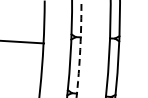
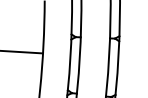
line position: (23, 41) -> (22, 51) (22, 51)
arc: dashed -> solid (80, 48)
